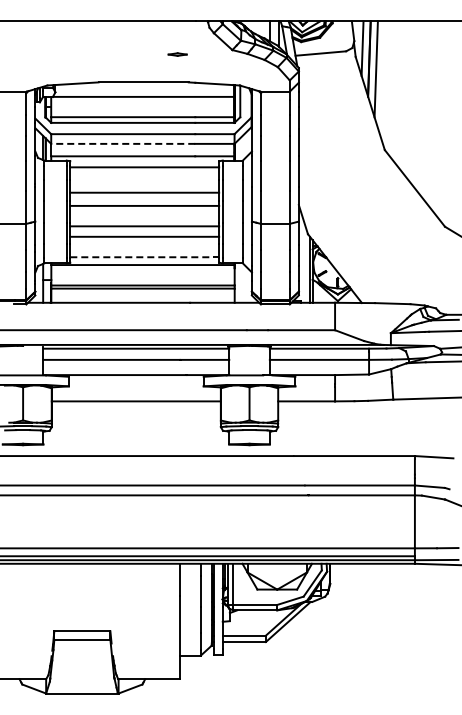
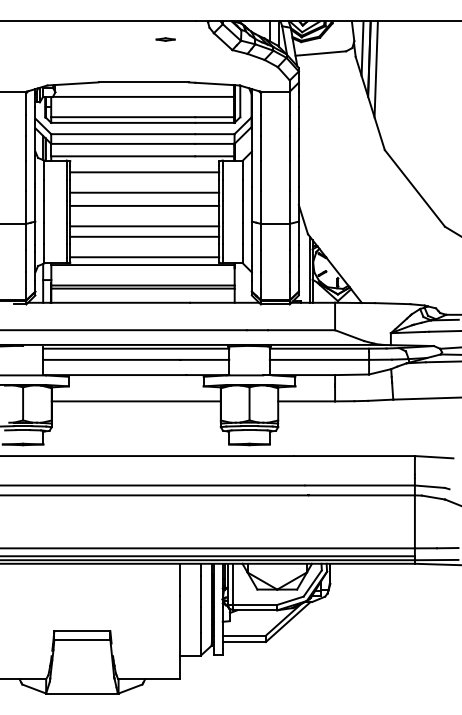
line position: (177, 54) -> (165, 39) (165, 39)
line: dashed -> solid (122, 143)
line position: (144, 167) -> (144, 172) (144, 172)
line: dashed -> solid (145, 257)
